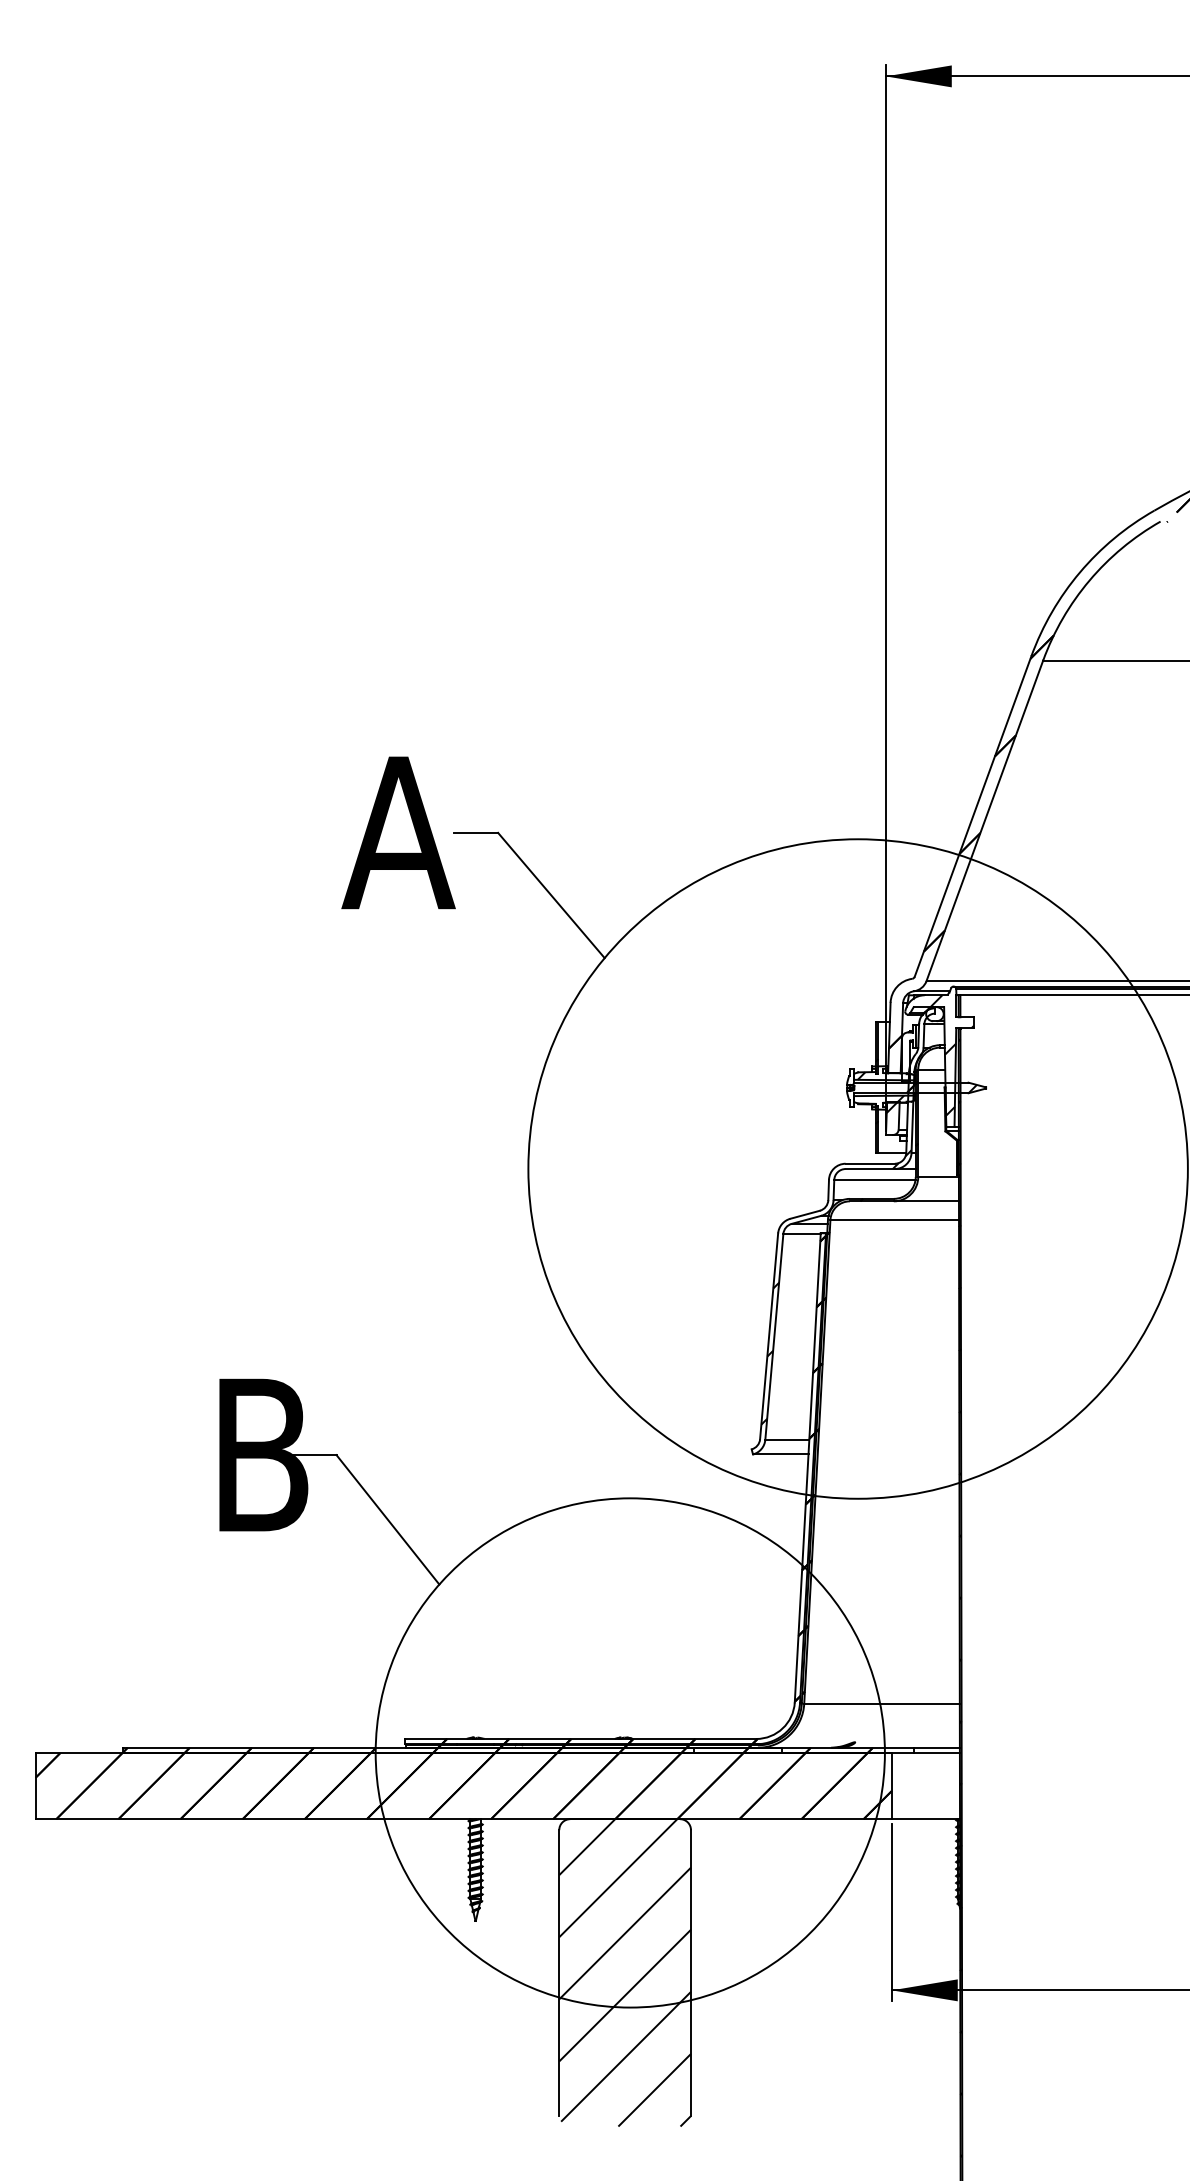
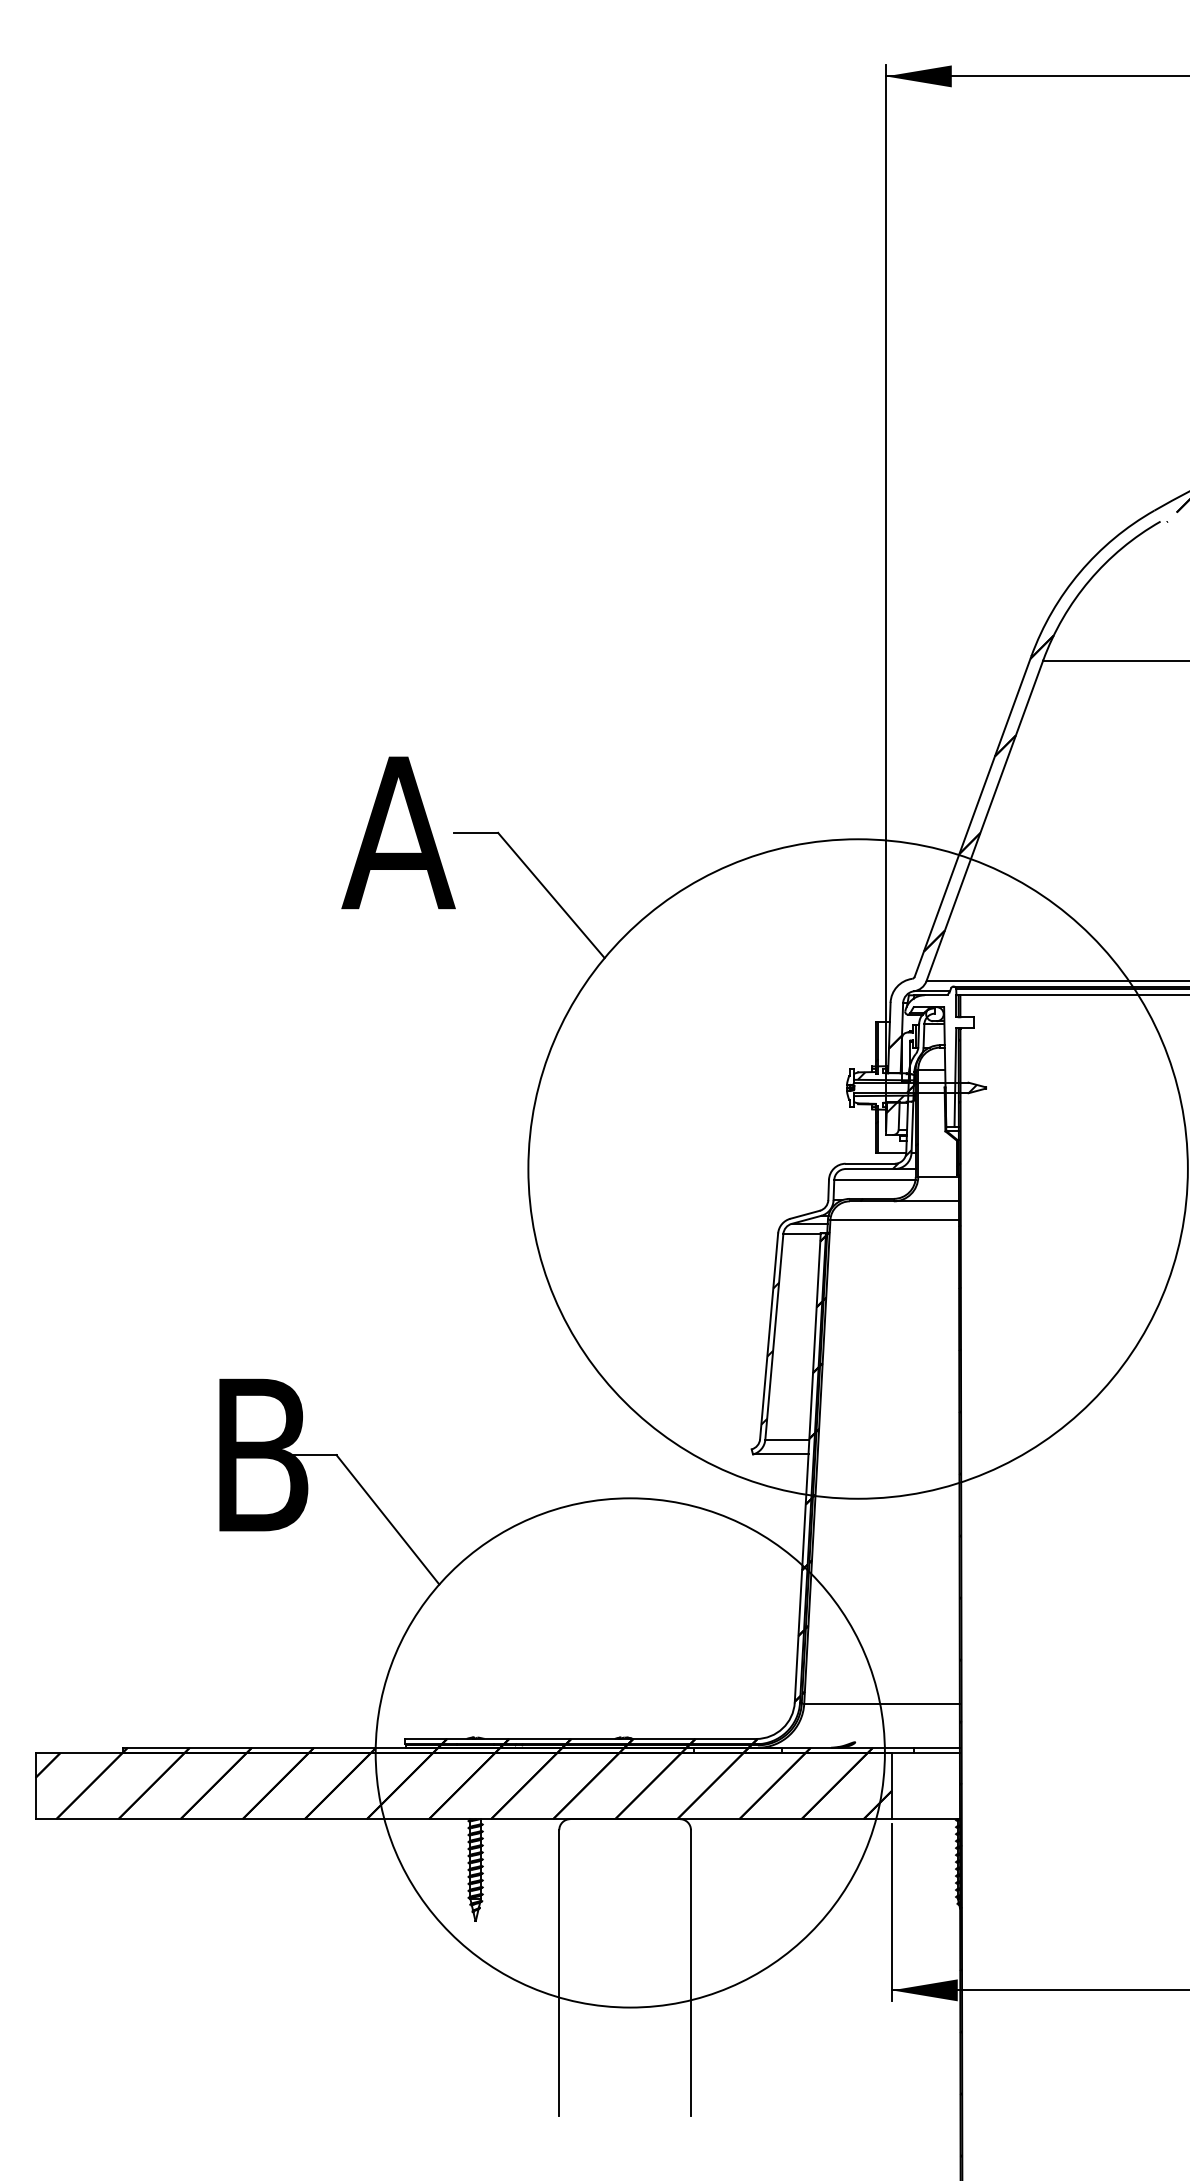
hatch: present -> none (952, 1055)
hatch: present -> none (625, 1972)
